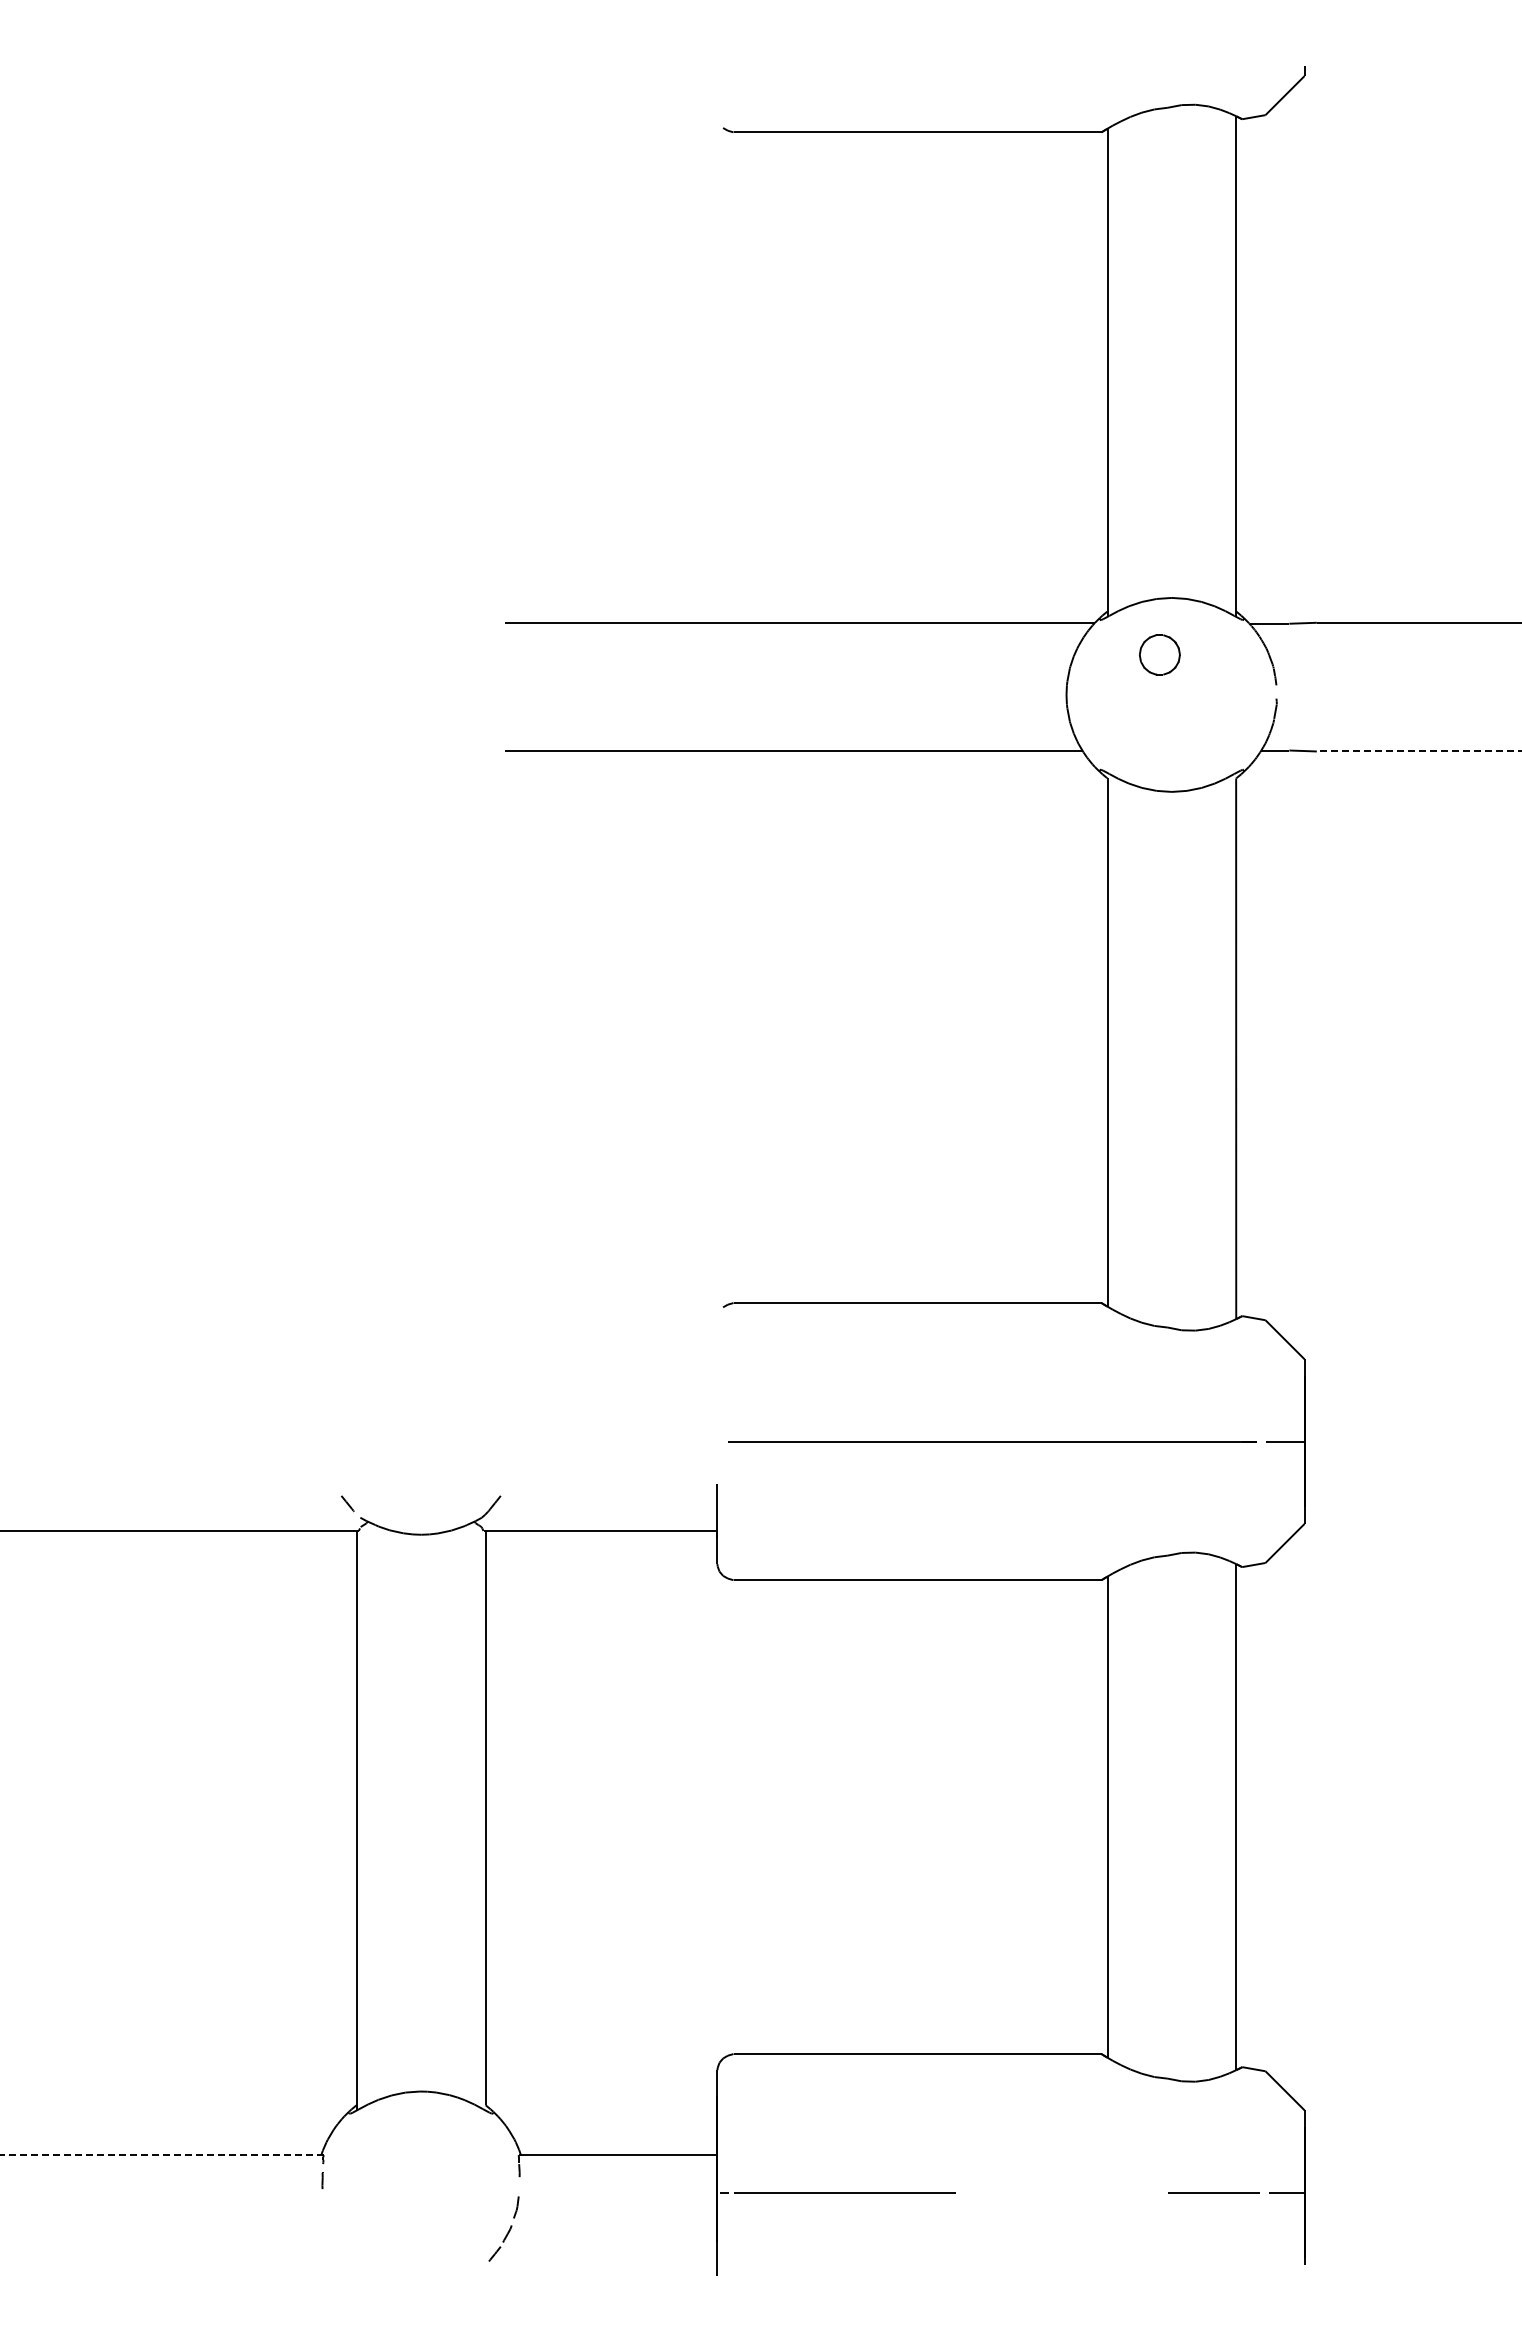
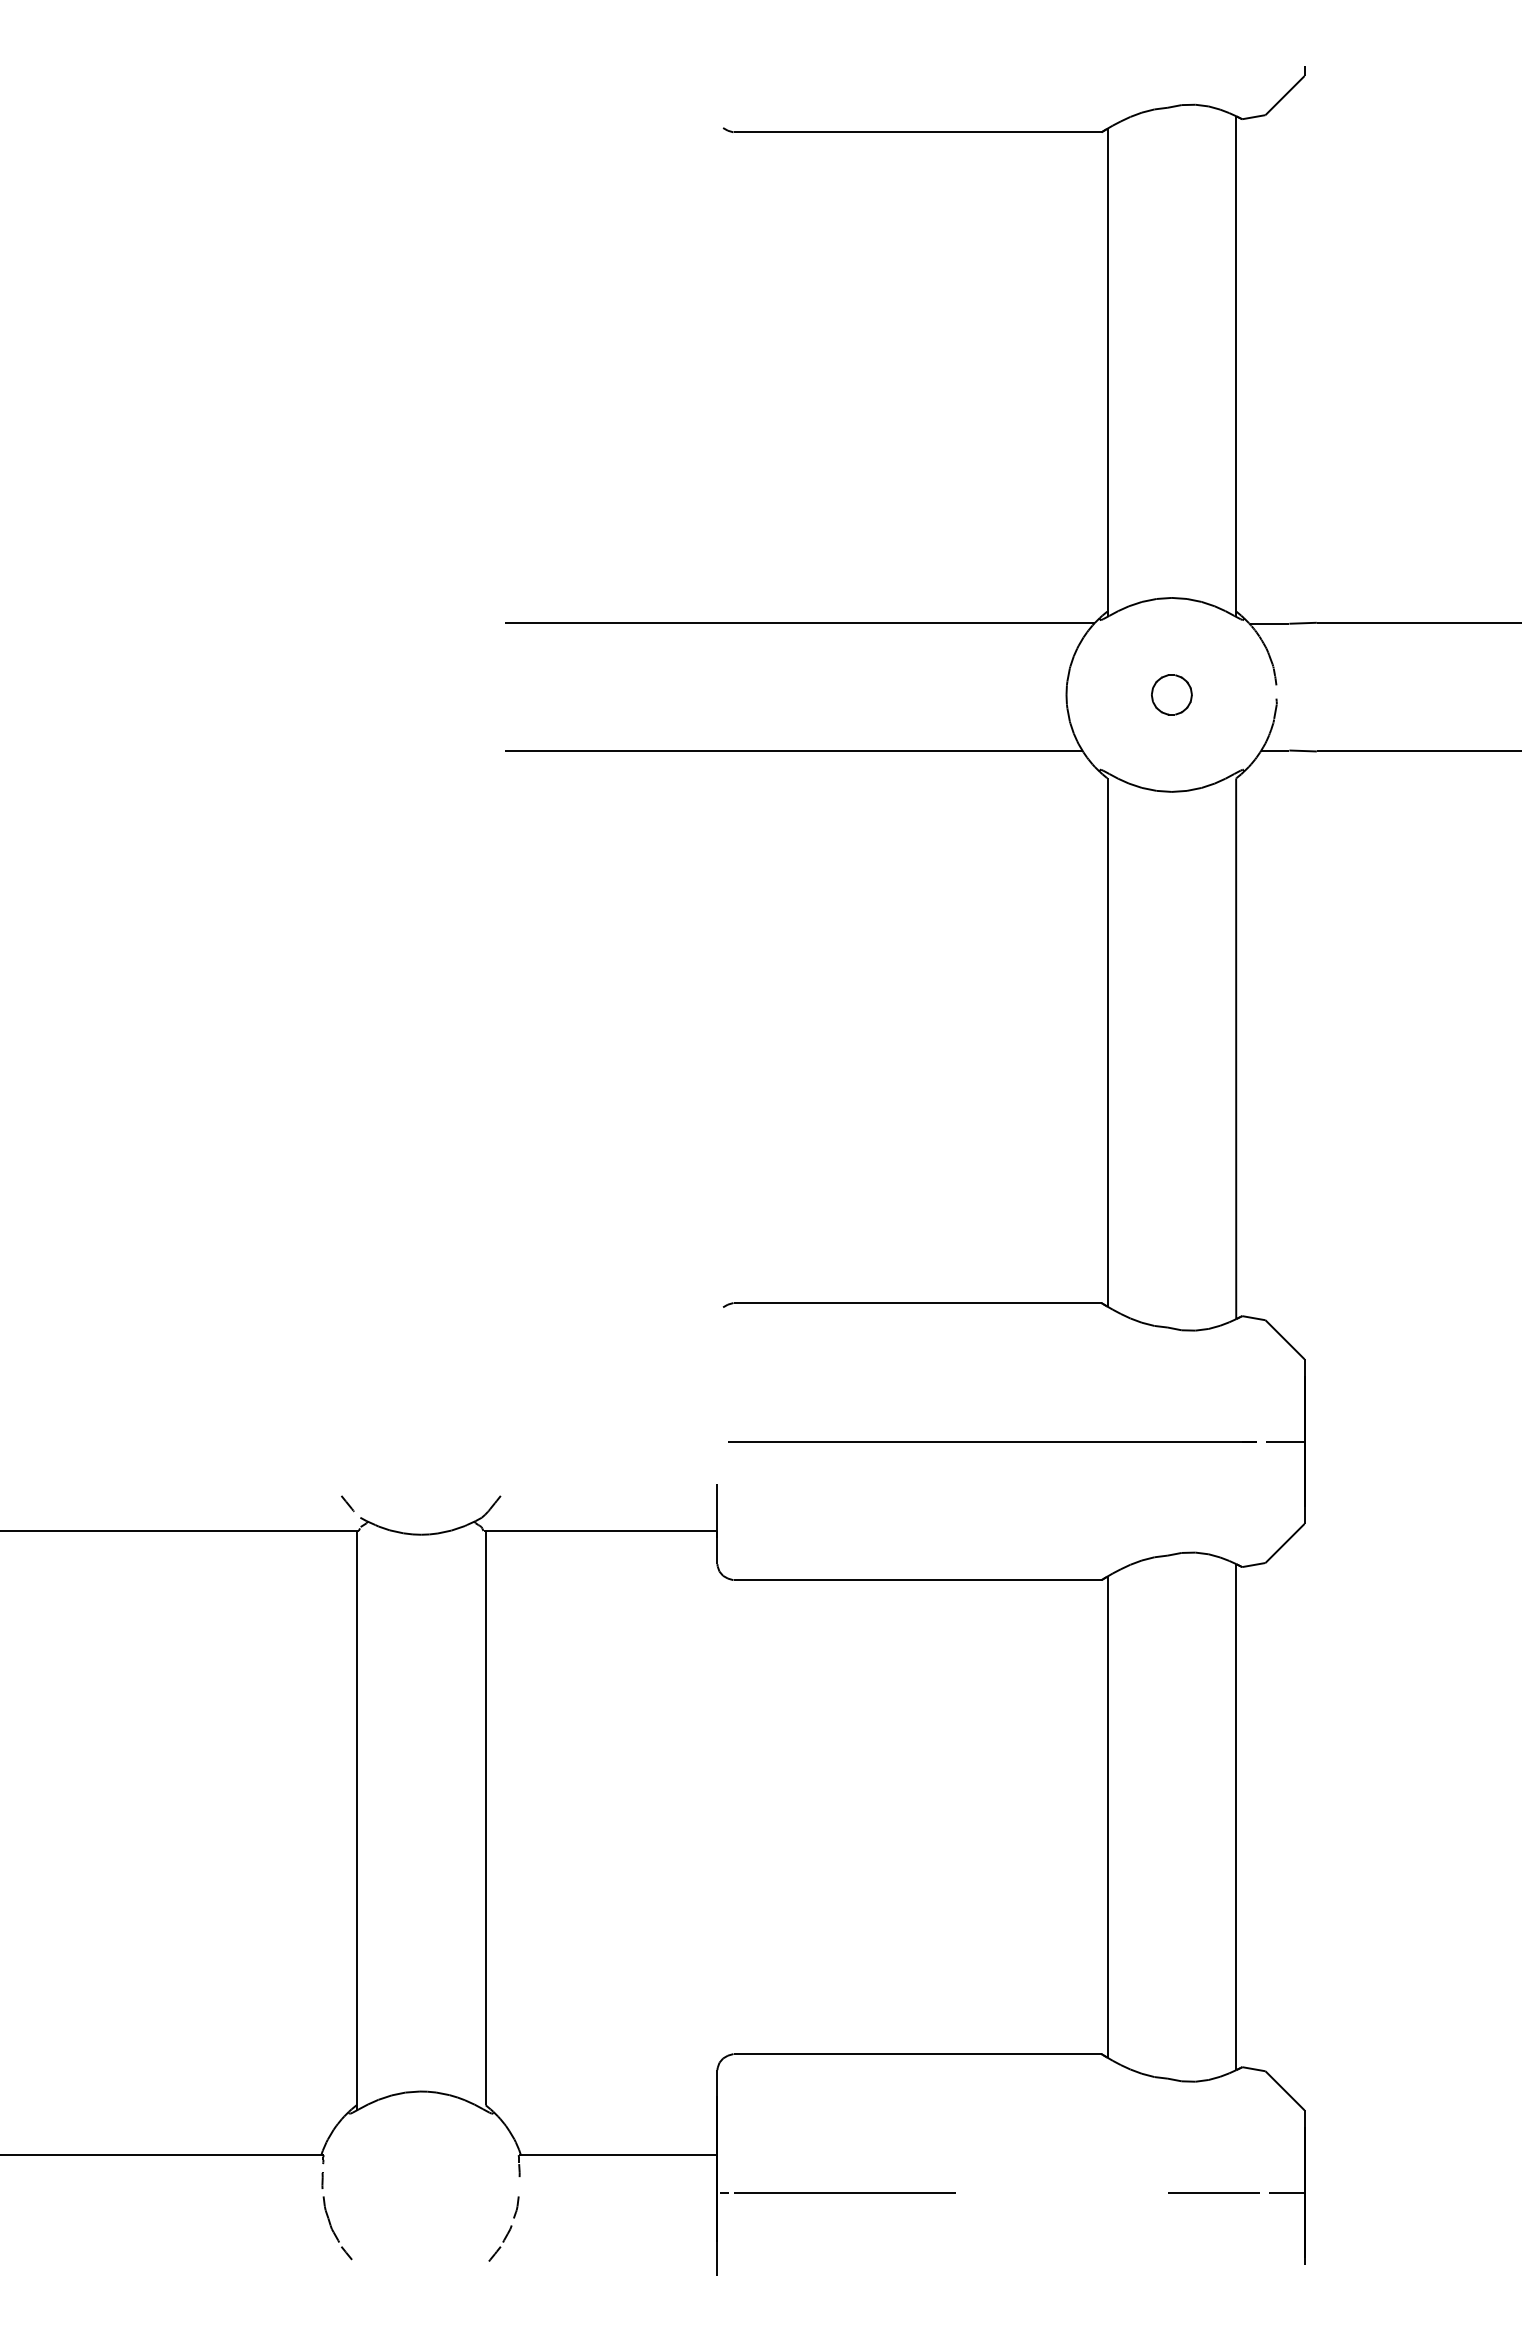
part position: (1159, 654) -> (1171, 694) (1171, 694)
line: dashed -> solid (1418, 751)
line: dashed -> solid (161, 2155)
part: none -> present (337, 2228)
